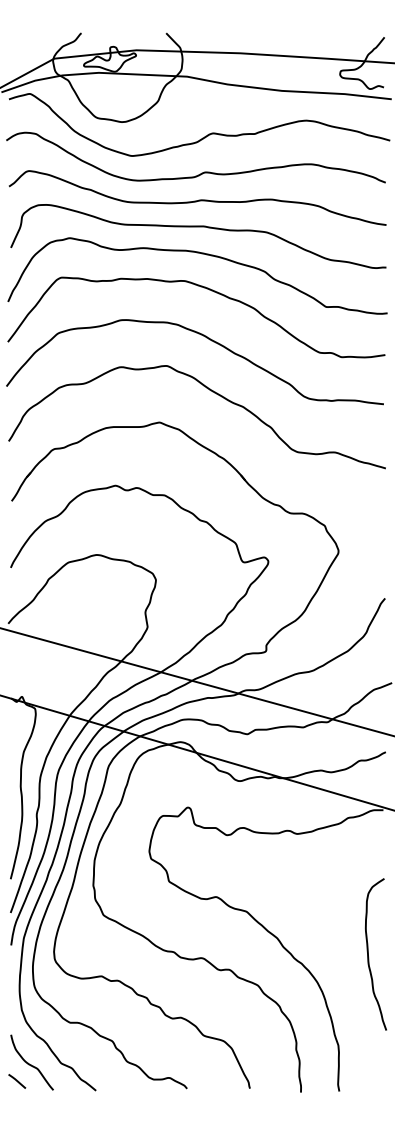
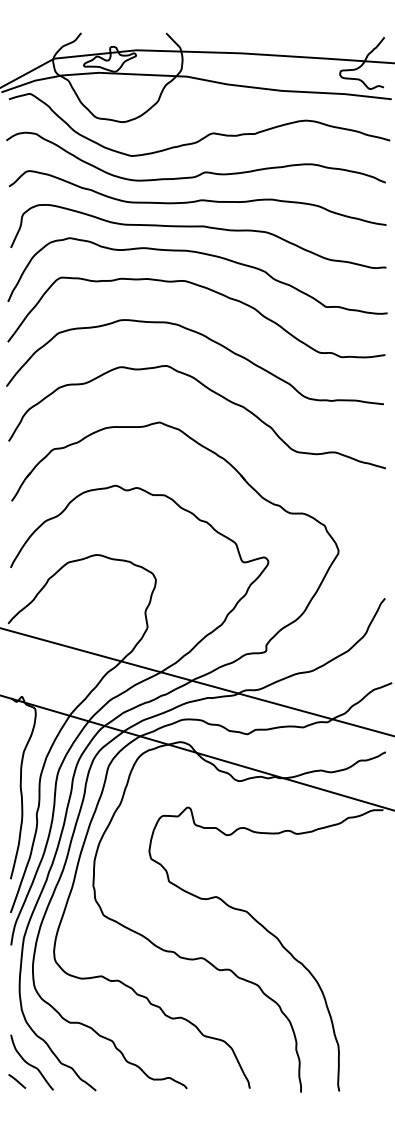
curve: present -> none (369, 957)
